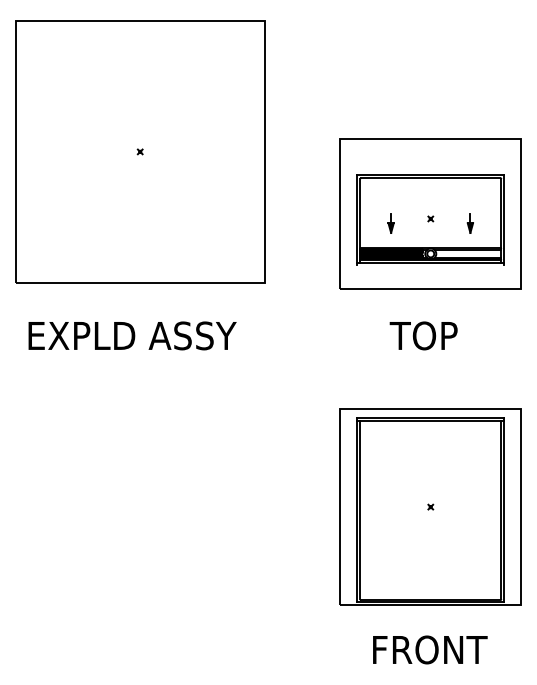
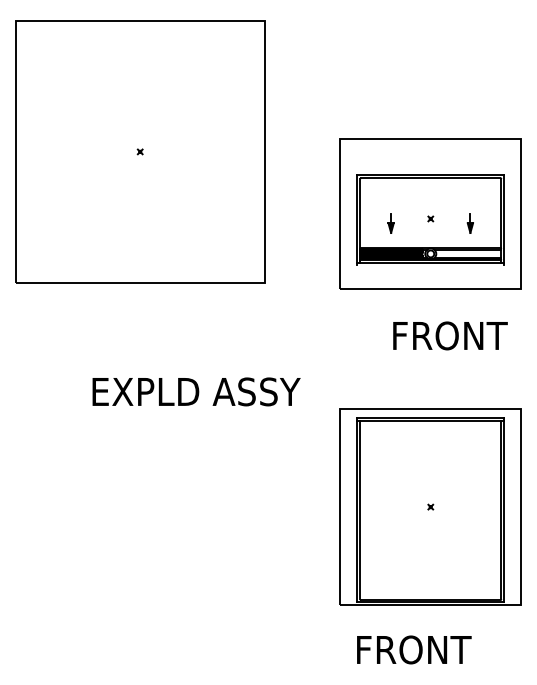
text position: (132, 335) -> (196, 391) (196, 391)
text: TOP -> FRONT (448, 335)
text position: (430, 649) -> (414, 649) (414, 649)
